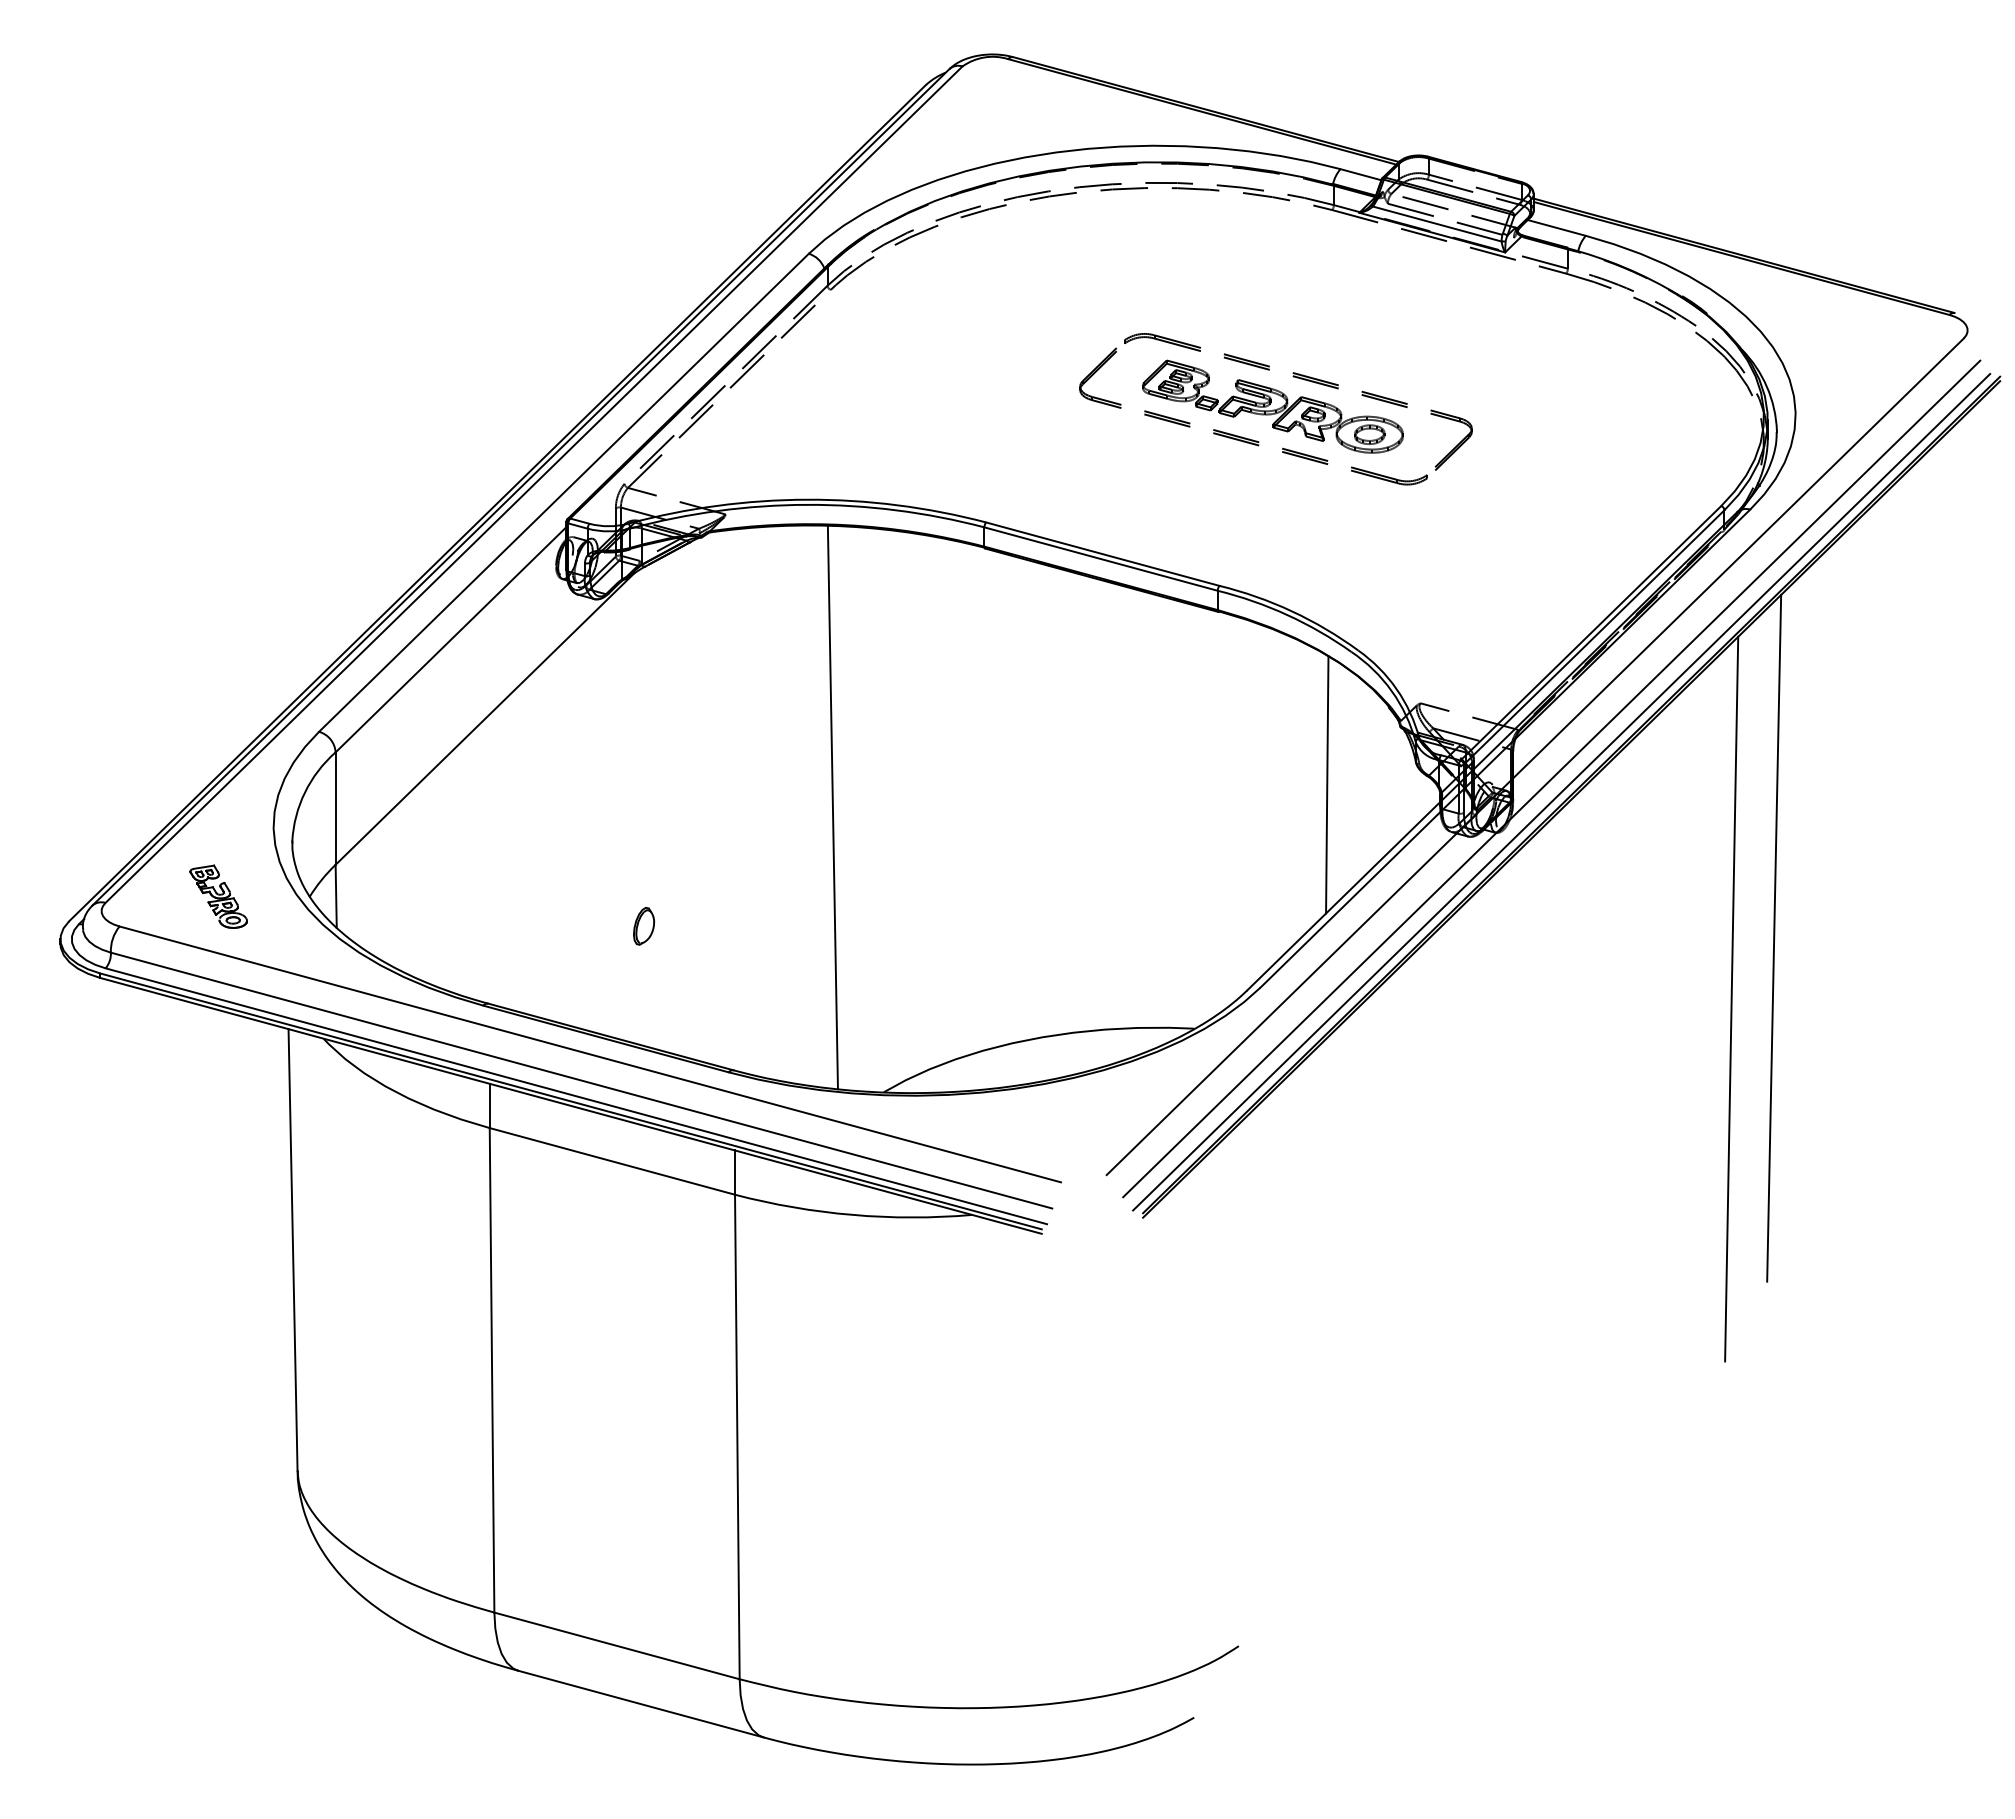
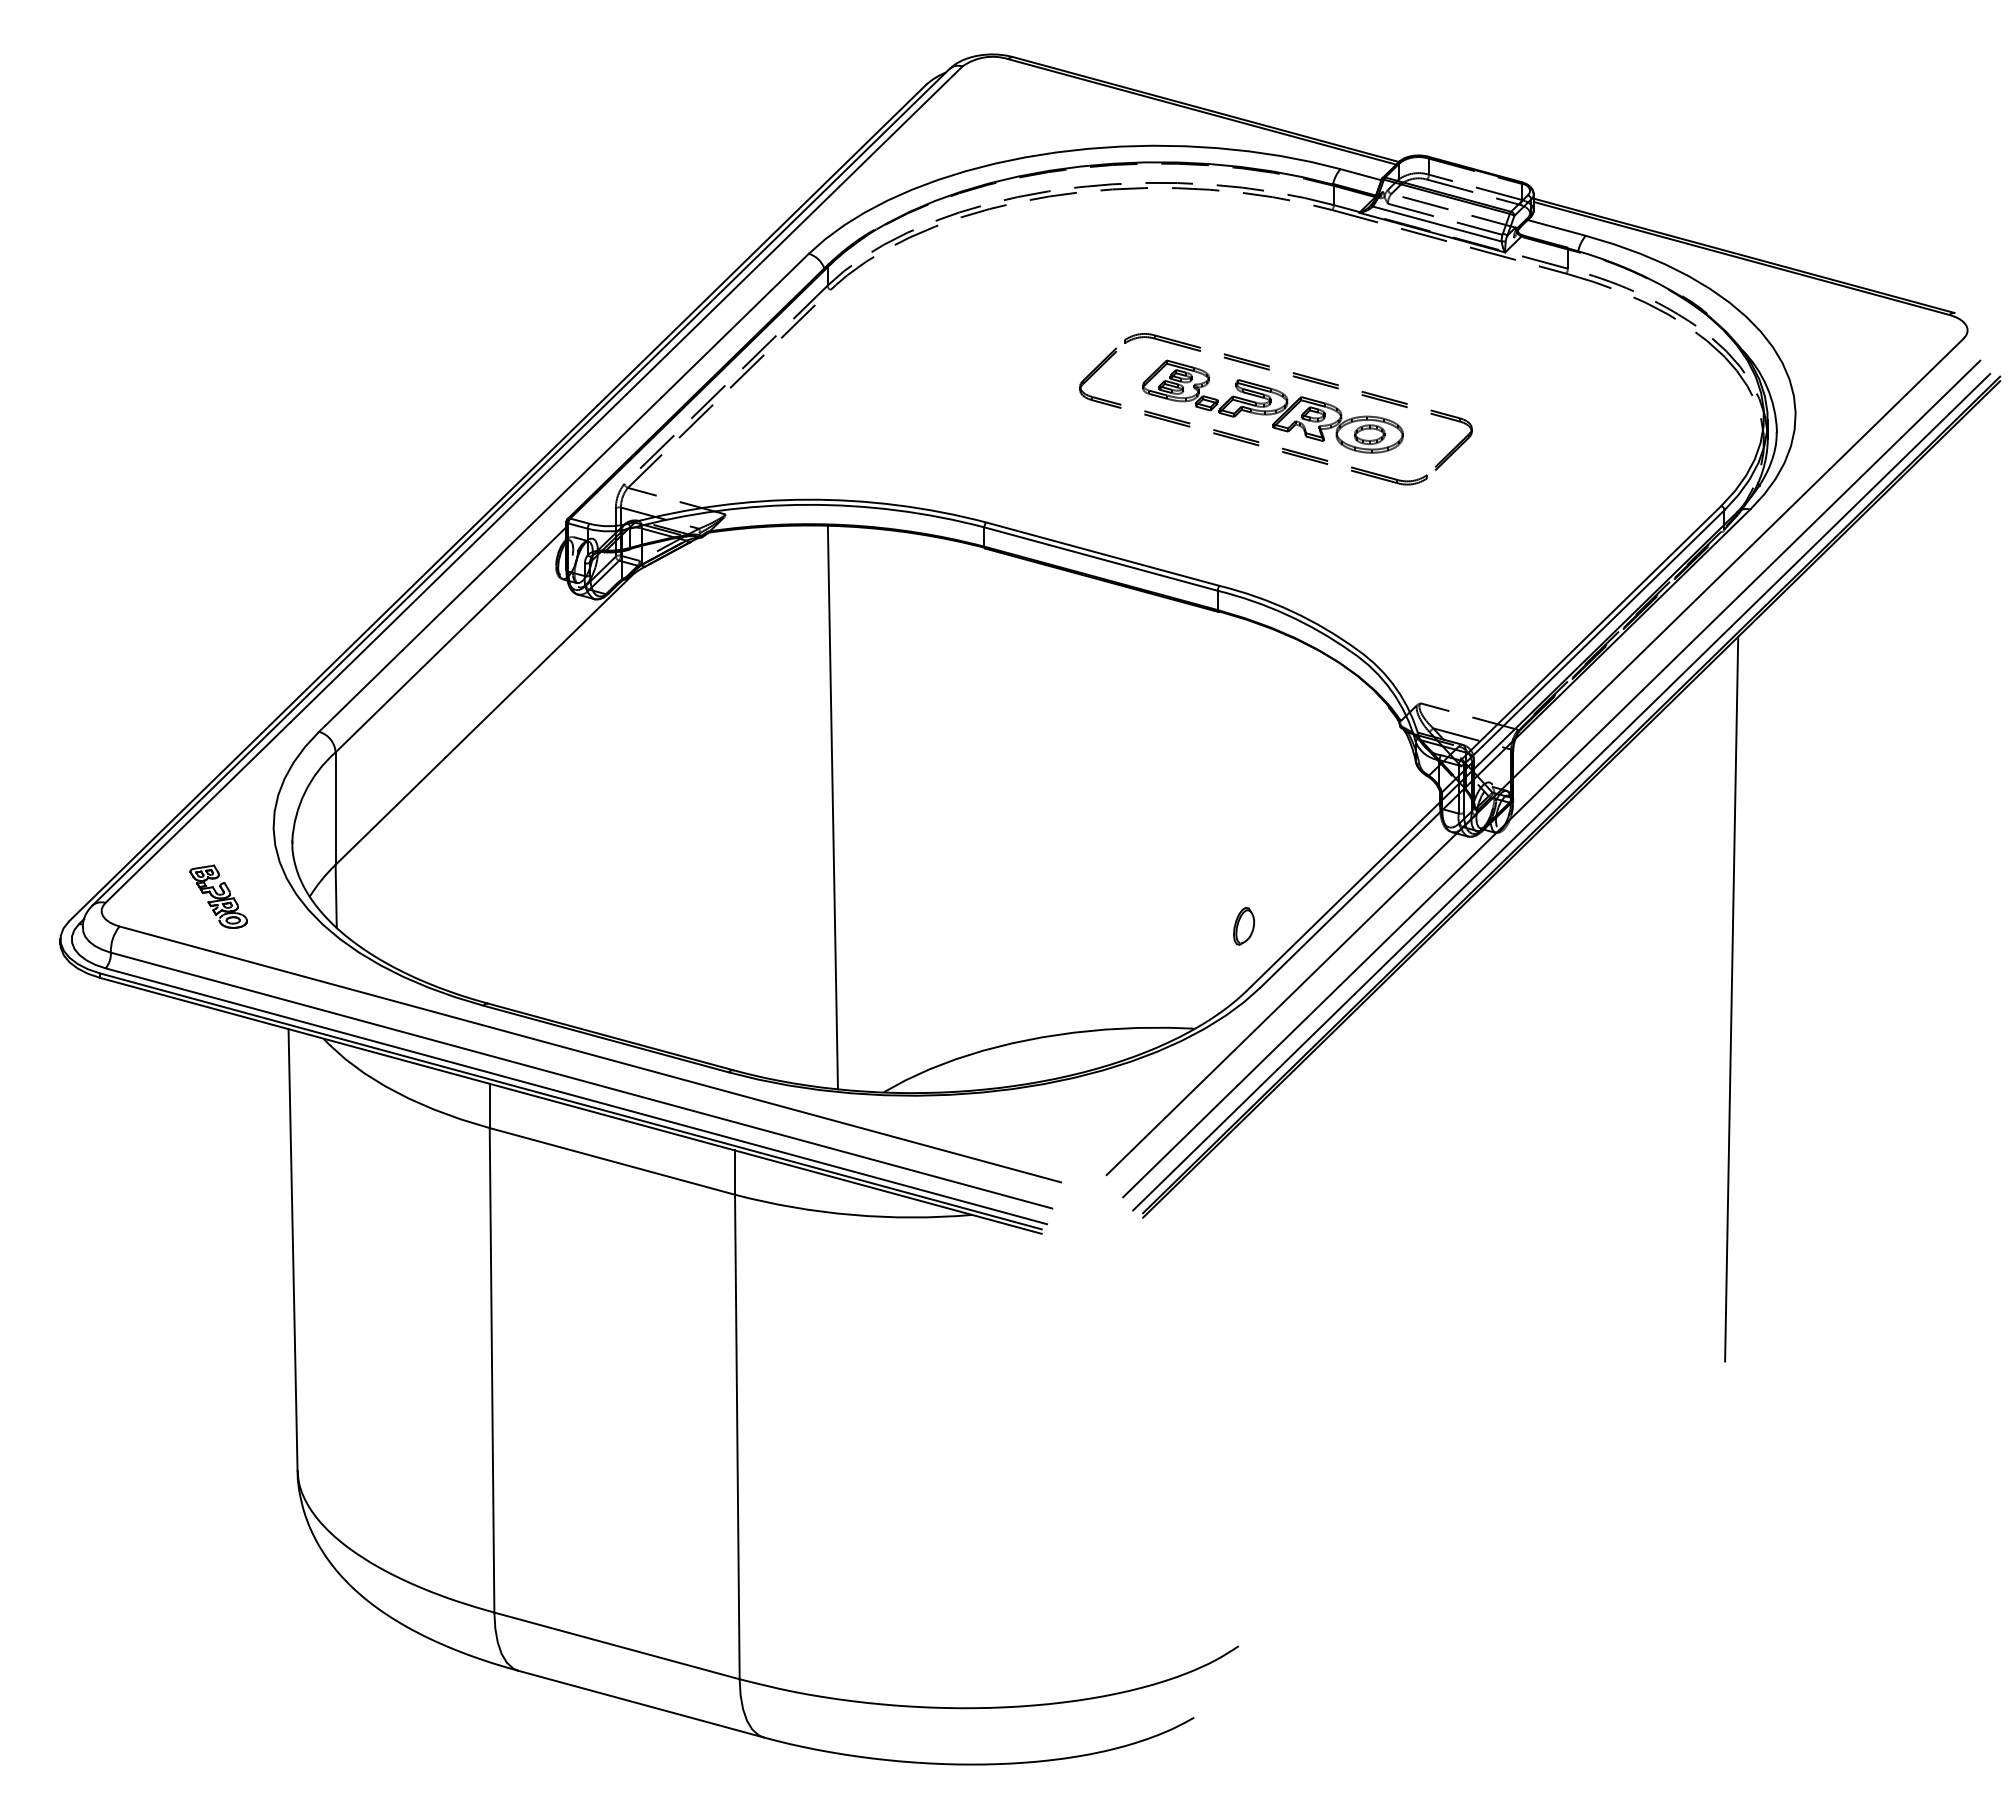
line: present -> none (1327, 784)
part position: (643, 926) -> (1243, 926) (1243, 926)
line: present -> none (1774, 937)
